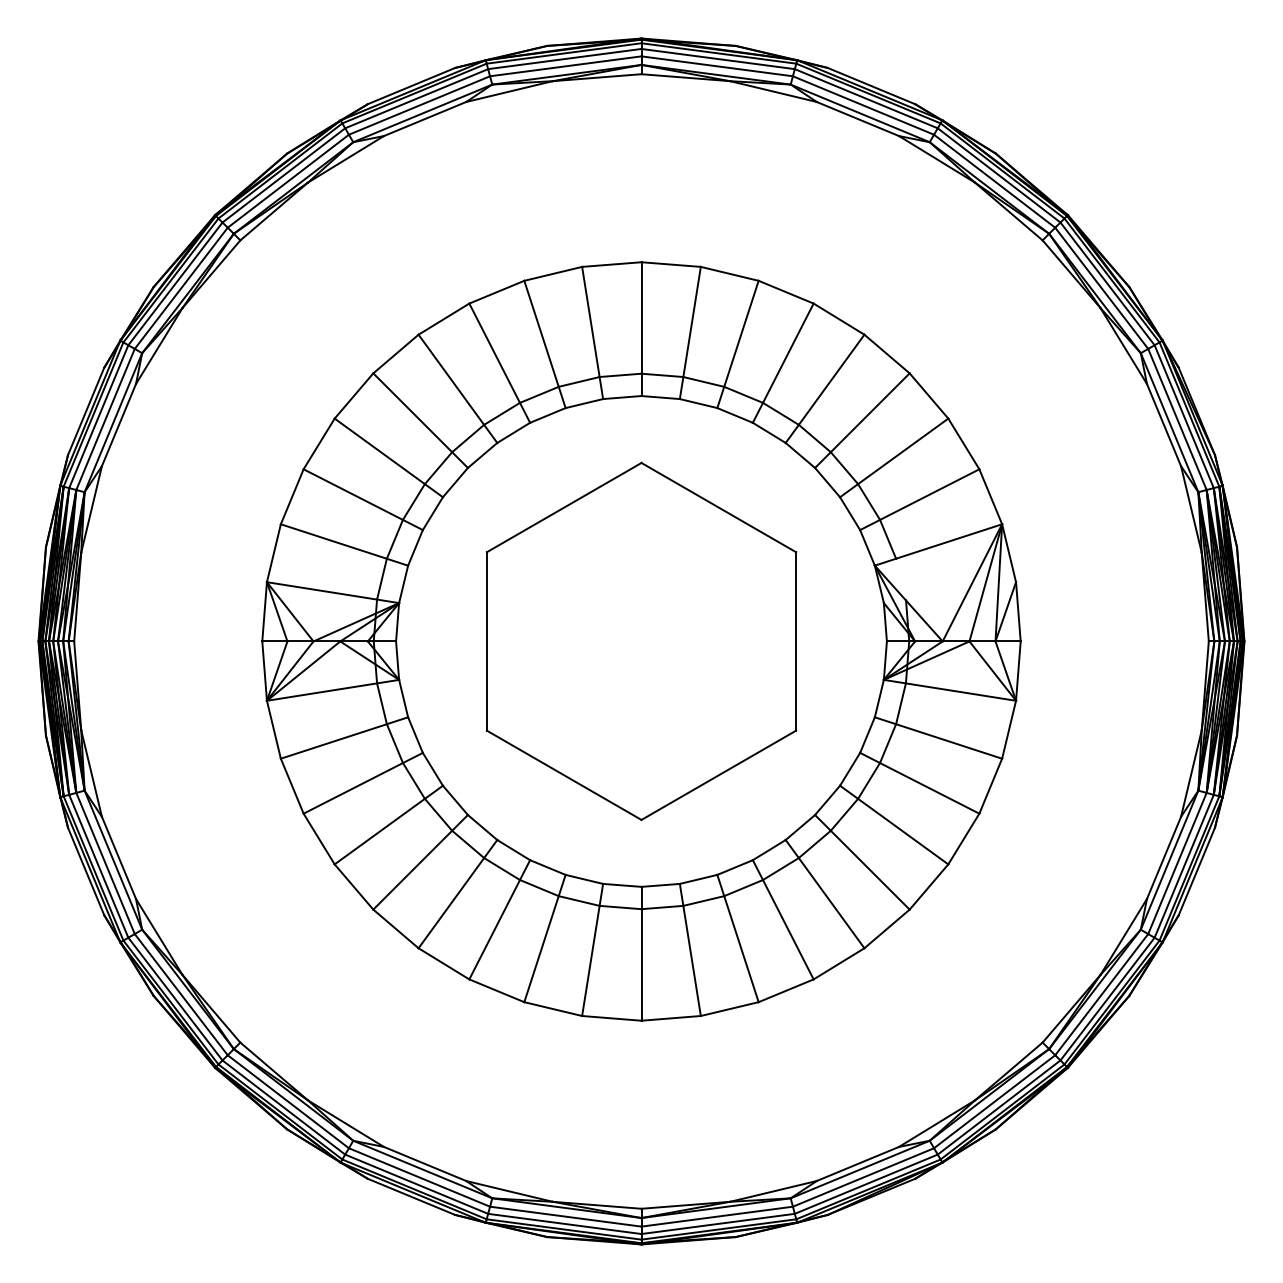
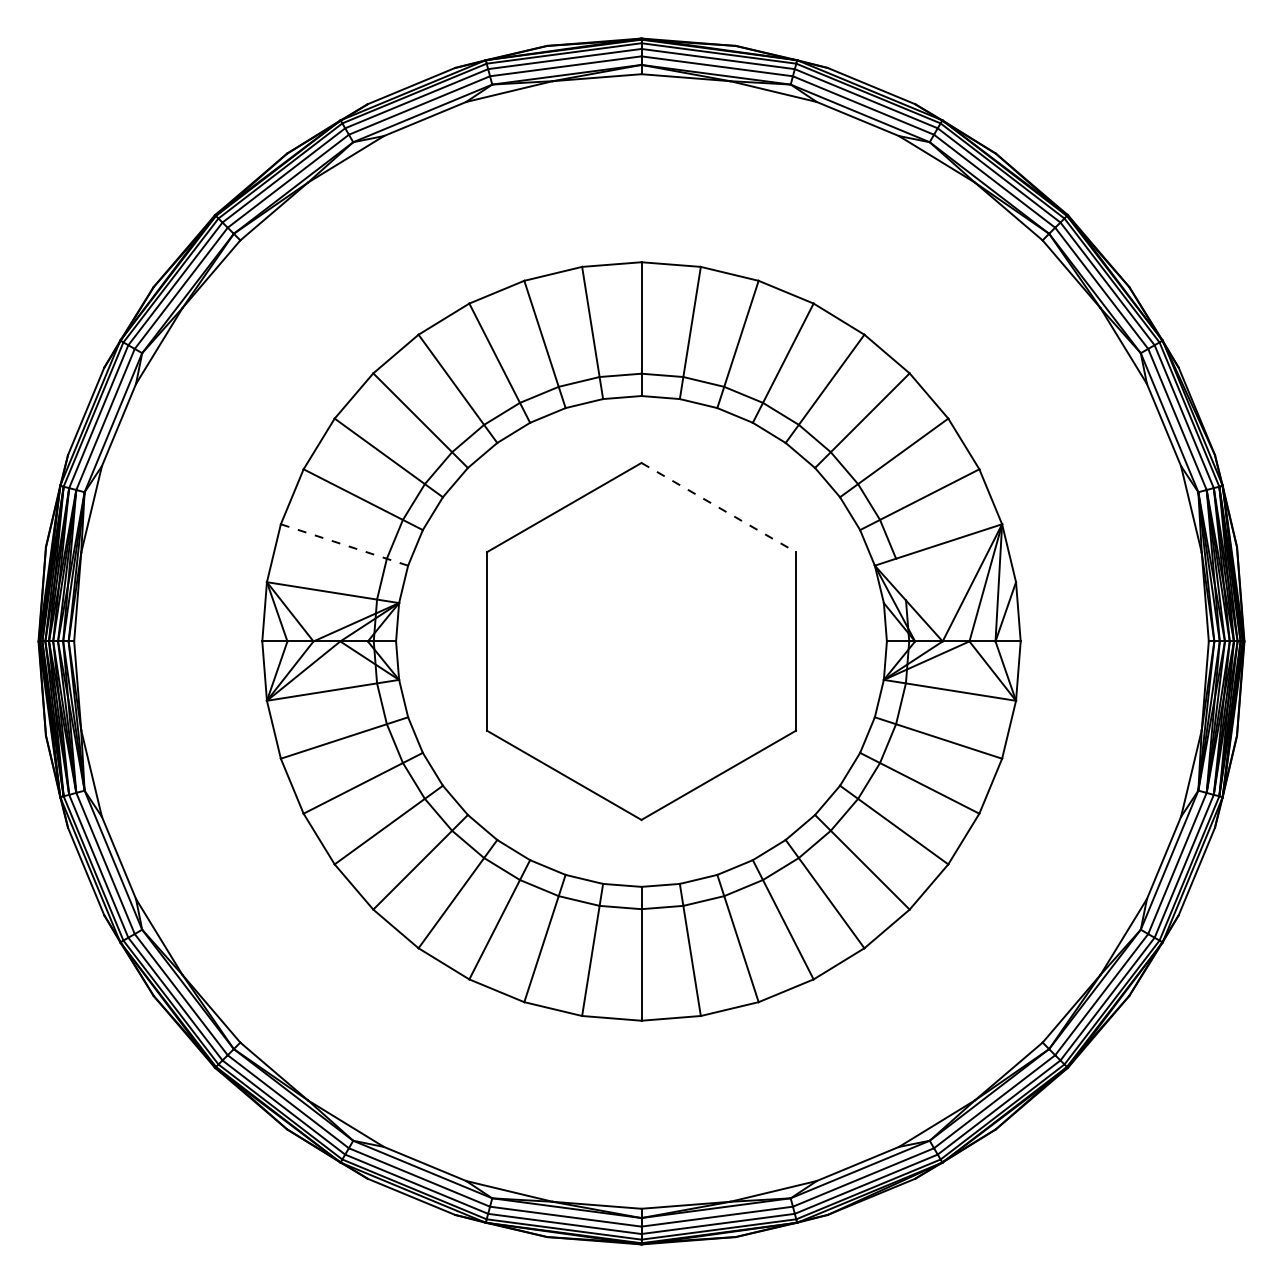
line: solid -> dashed (719, 507)
line: solid -> dashed (344, 544)
